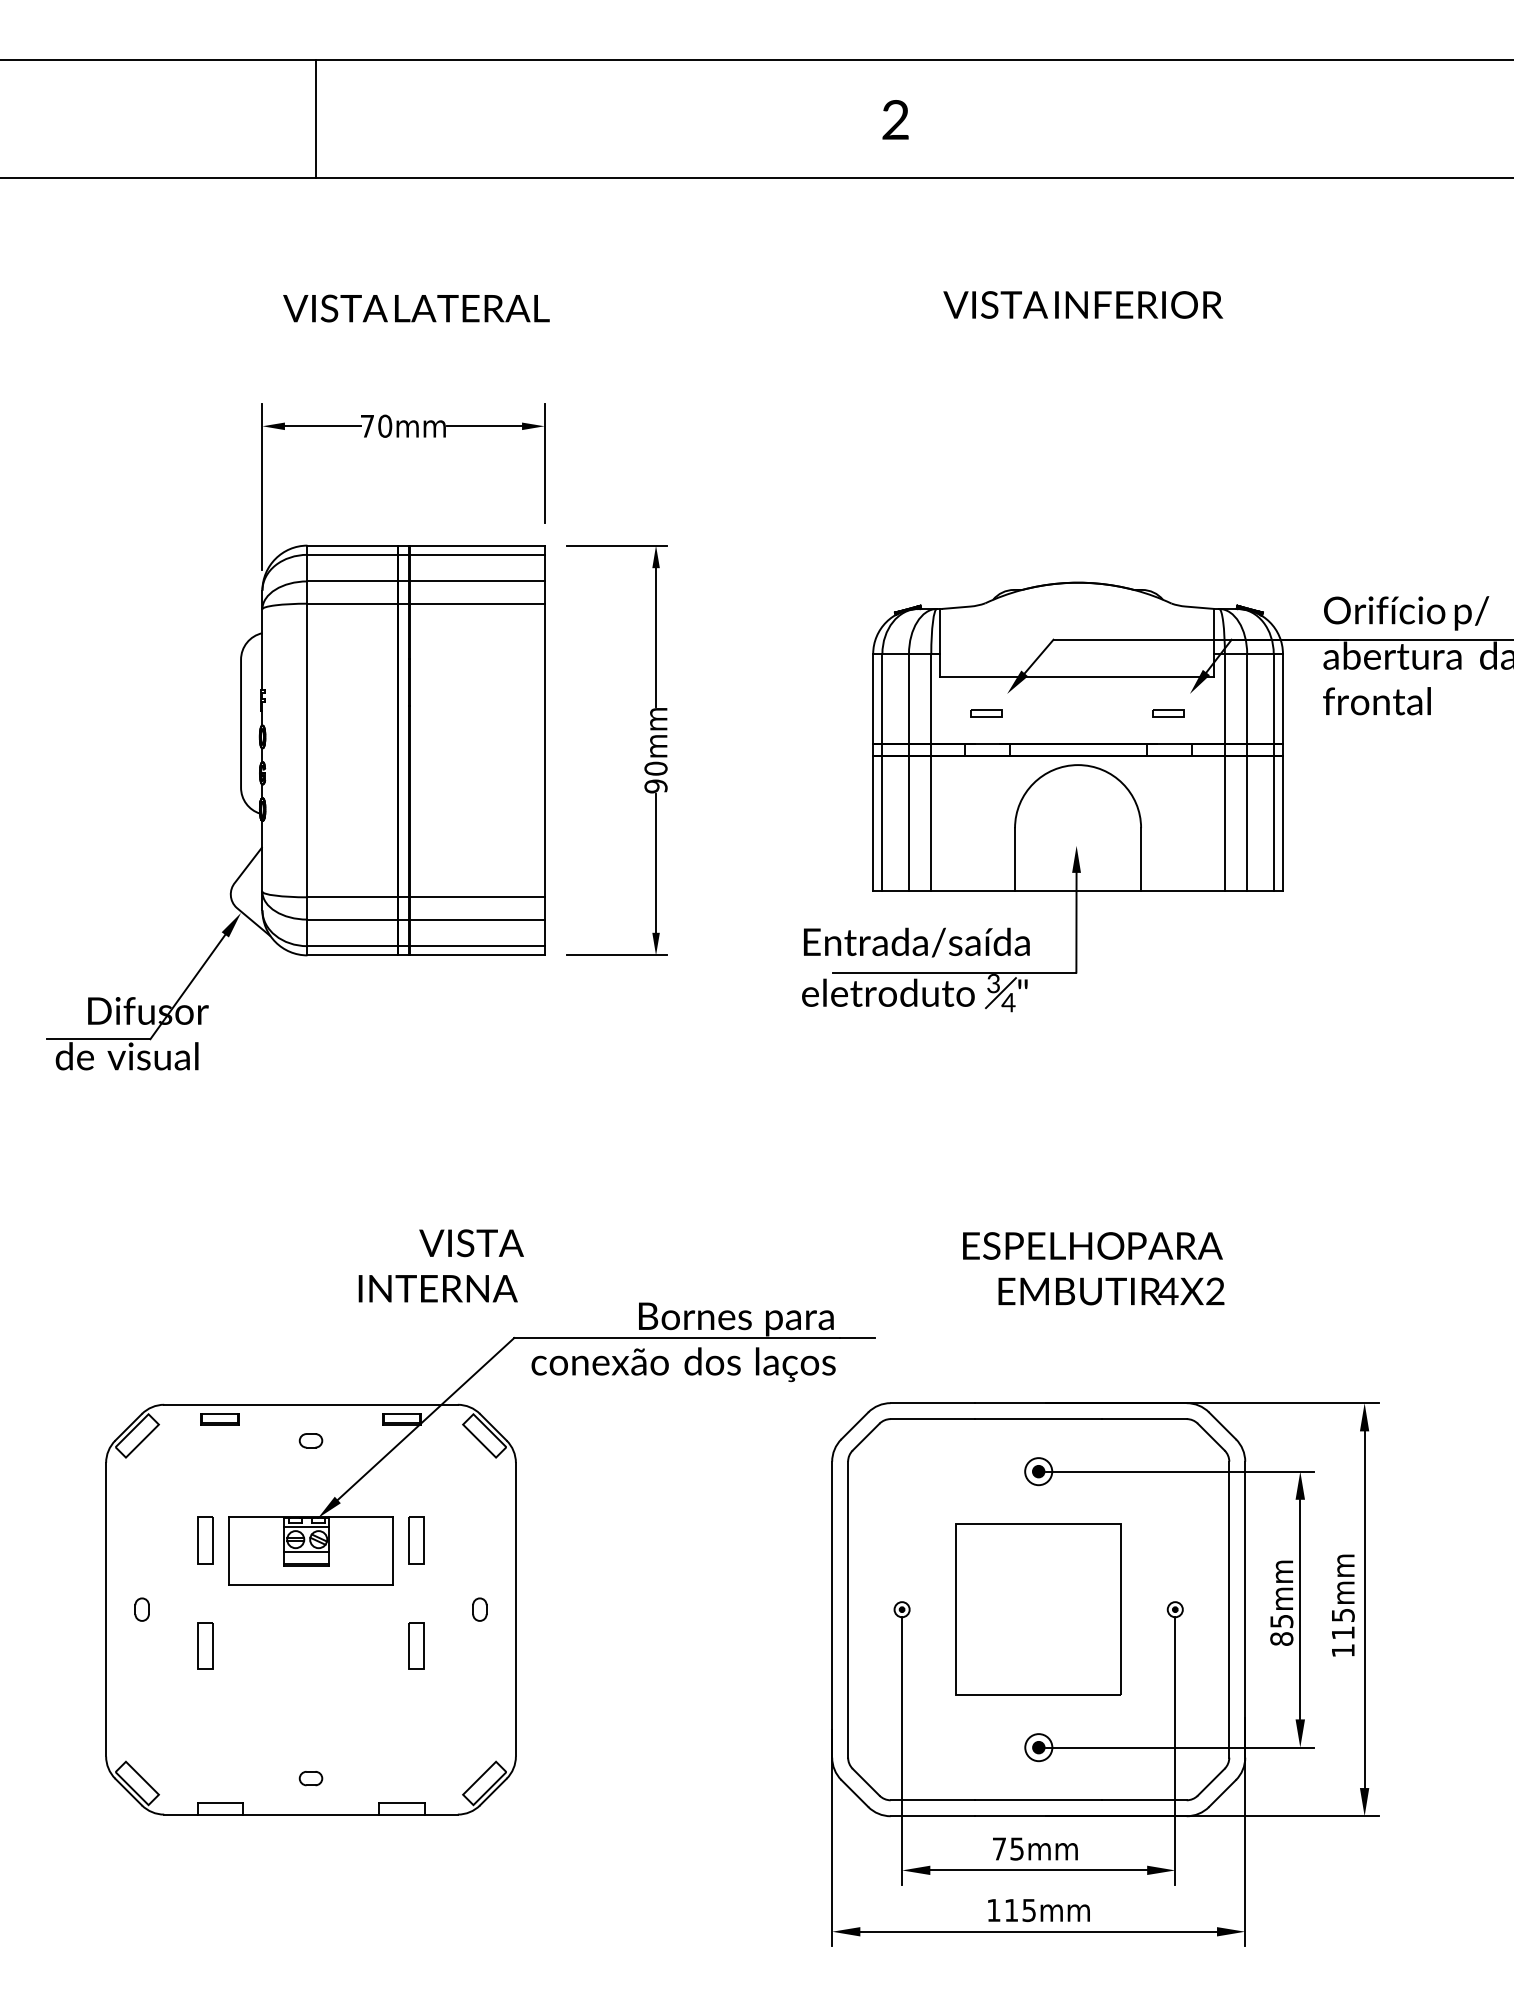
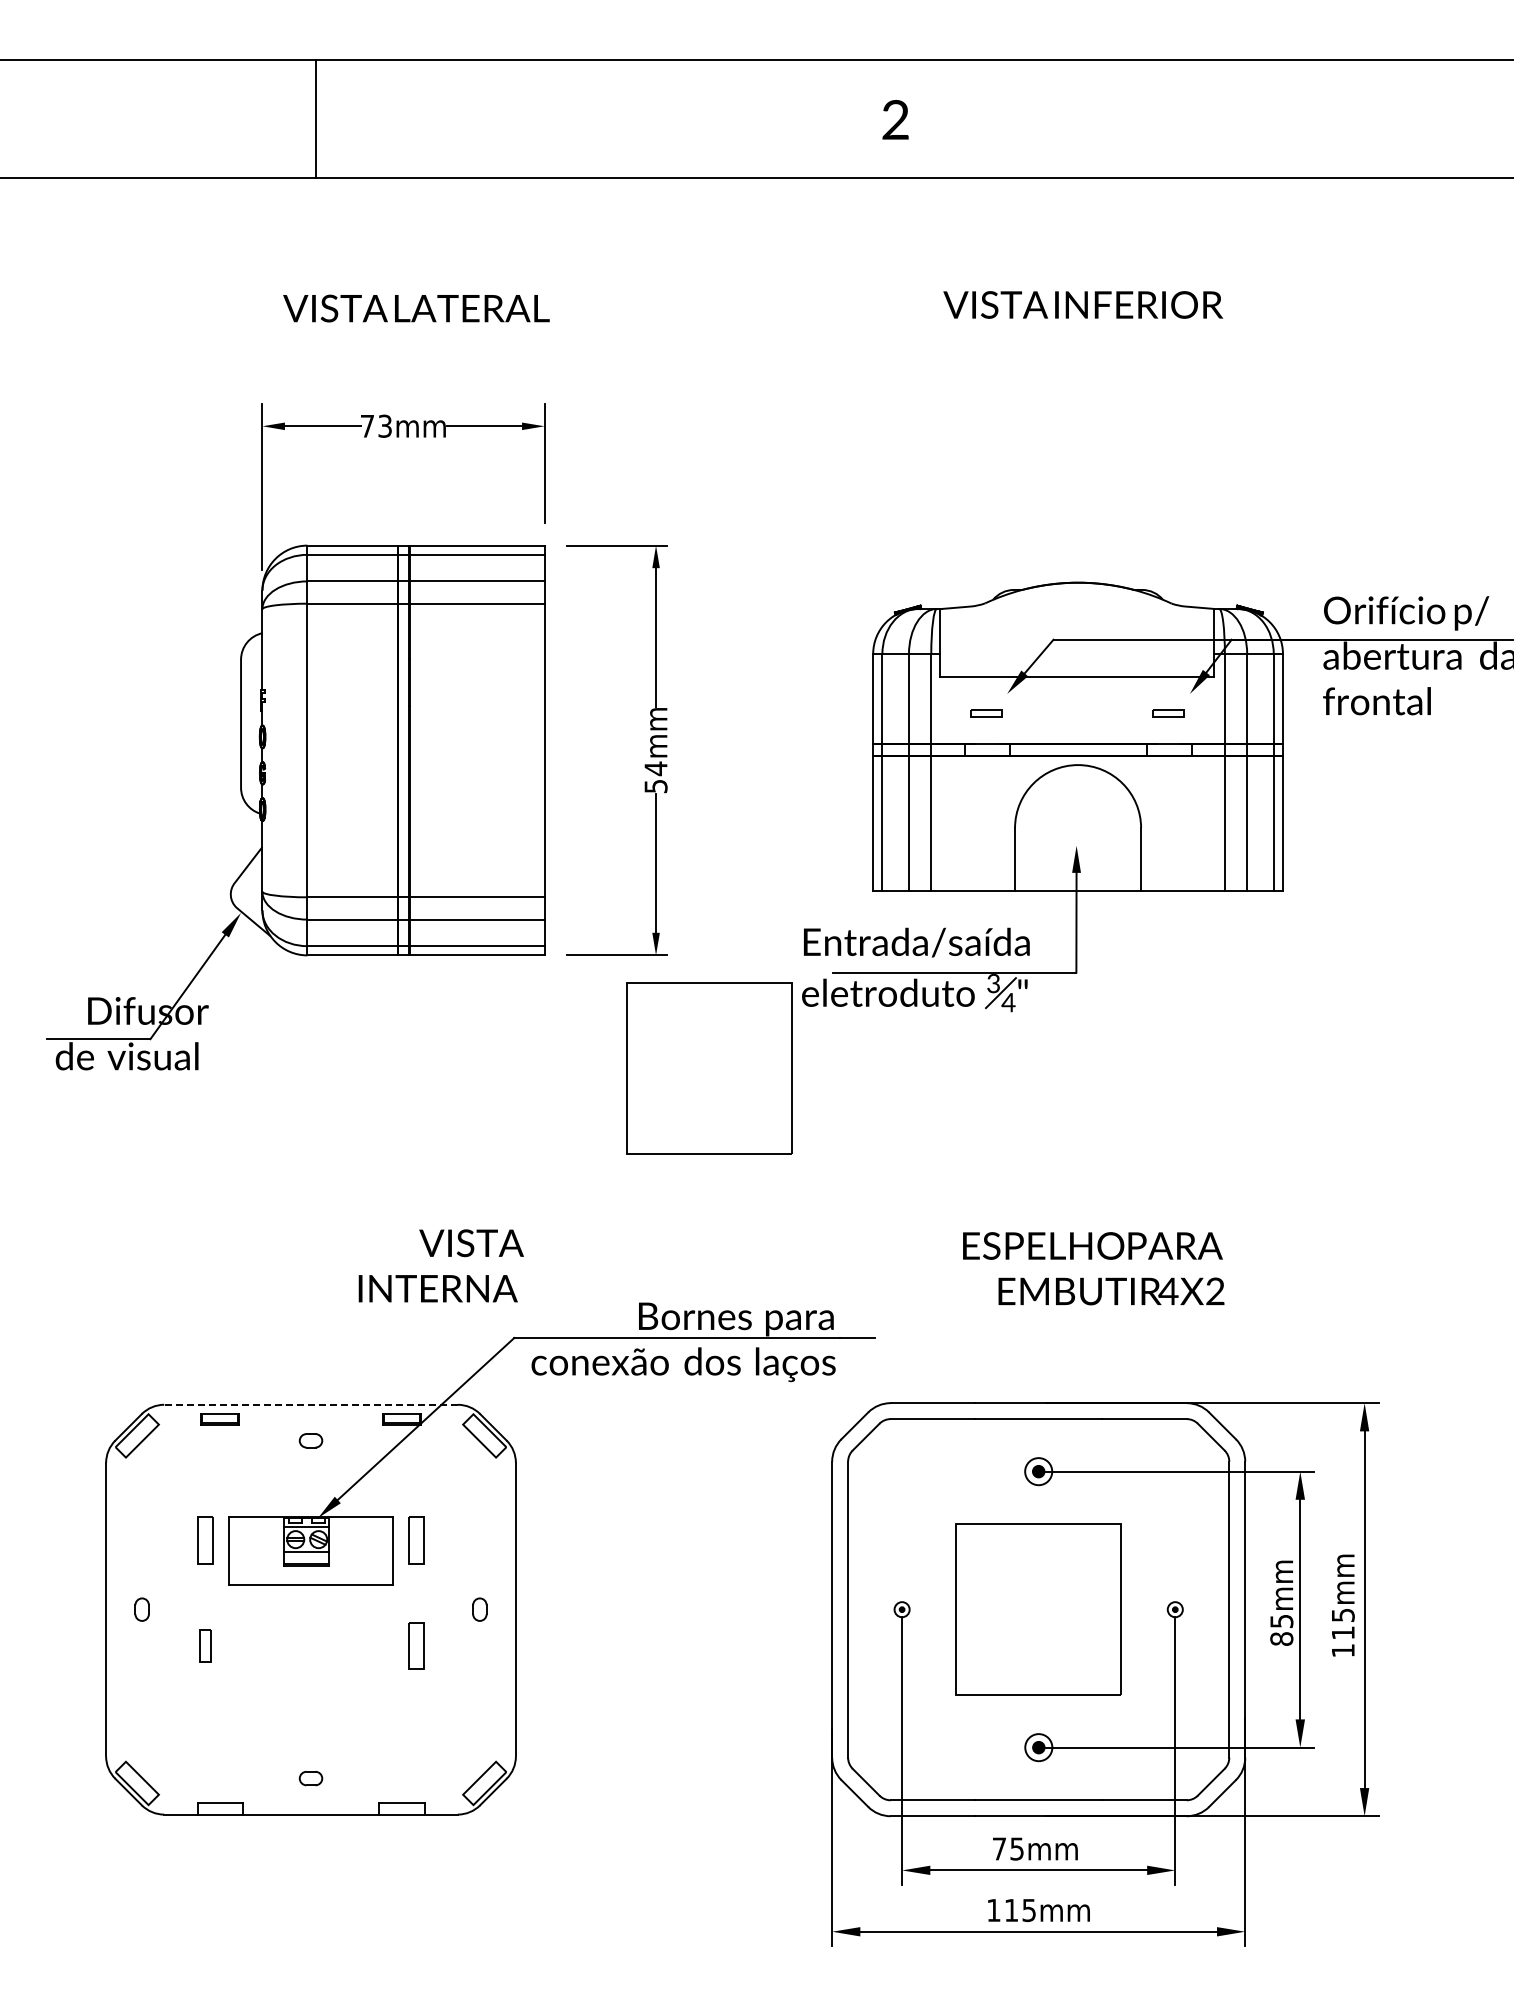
text: 70mm -> 73mm (385, 425)
text: 90mm -> 54mm (655, 777)
part: none -> present (709, 1068)
line: solid -> dashed (311, 1404)
part size: 17x48 px -> 13x34 px (205, 1645)
